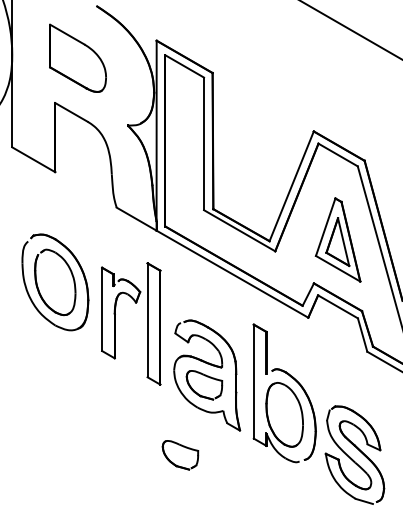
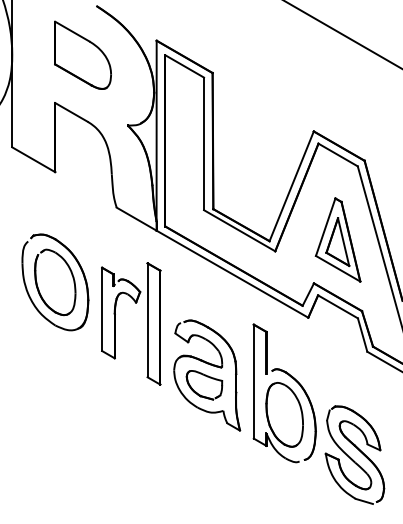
line position: (350, 30) -> (342, 34) (342, 34)
part position: (77, 57) -> (82, 54) (82, 54)
part: present -> none (180, 455)
